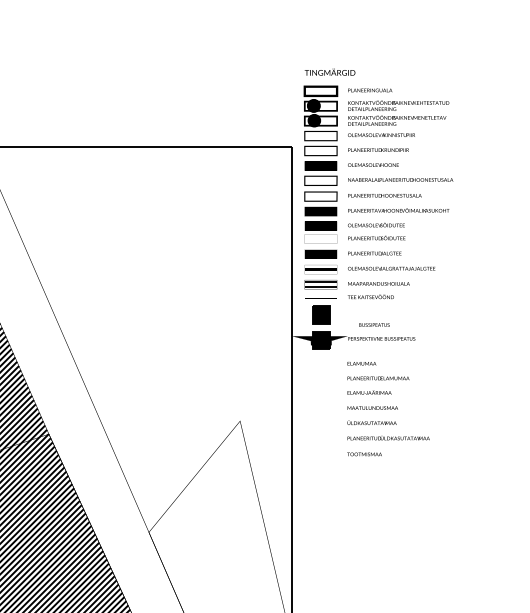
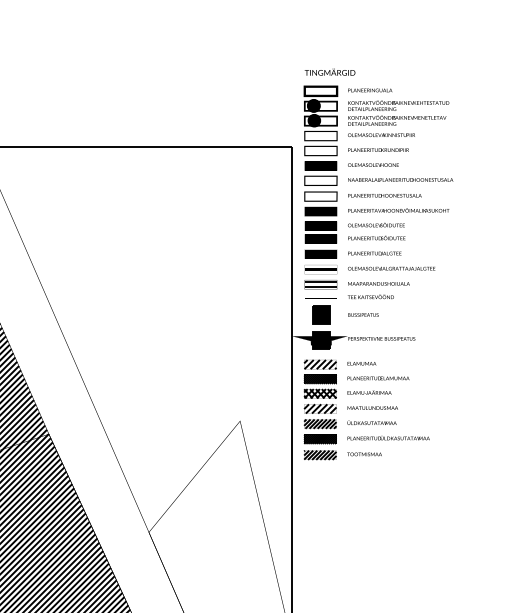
fill: none -> present (320, 238)
text position: (374, 324) -> (363, 314) (363, 314)
part: none -> present (319, 409)
